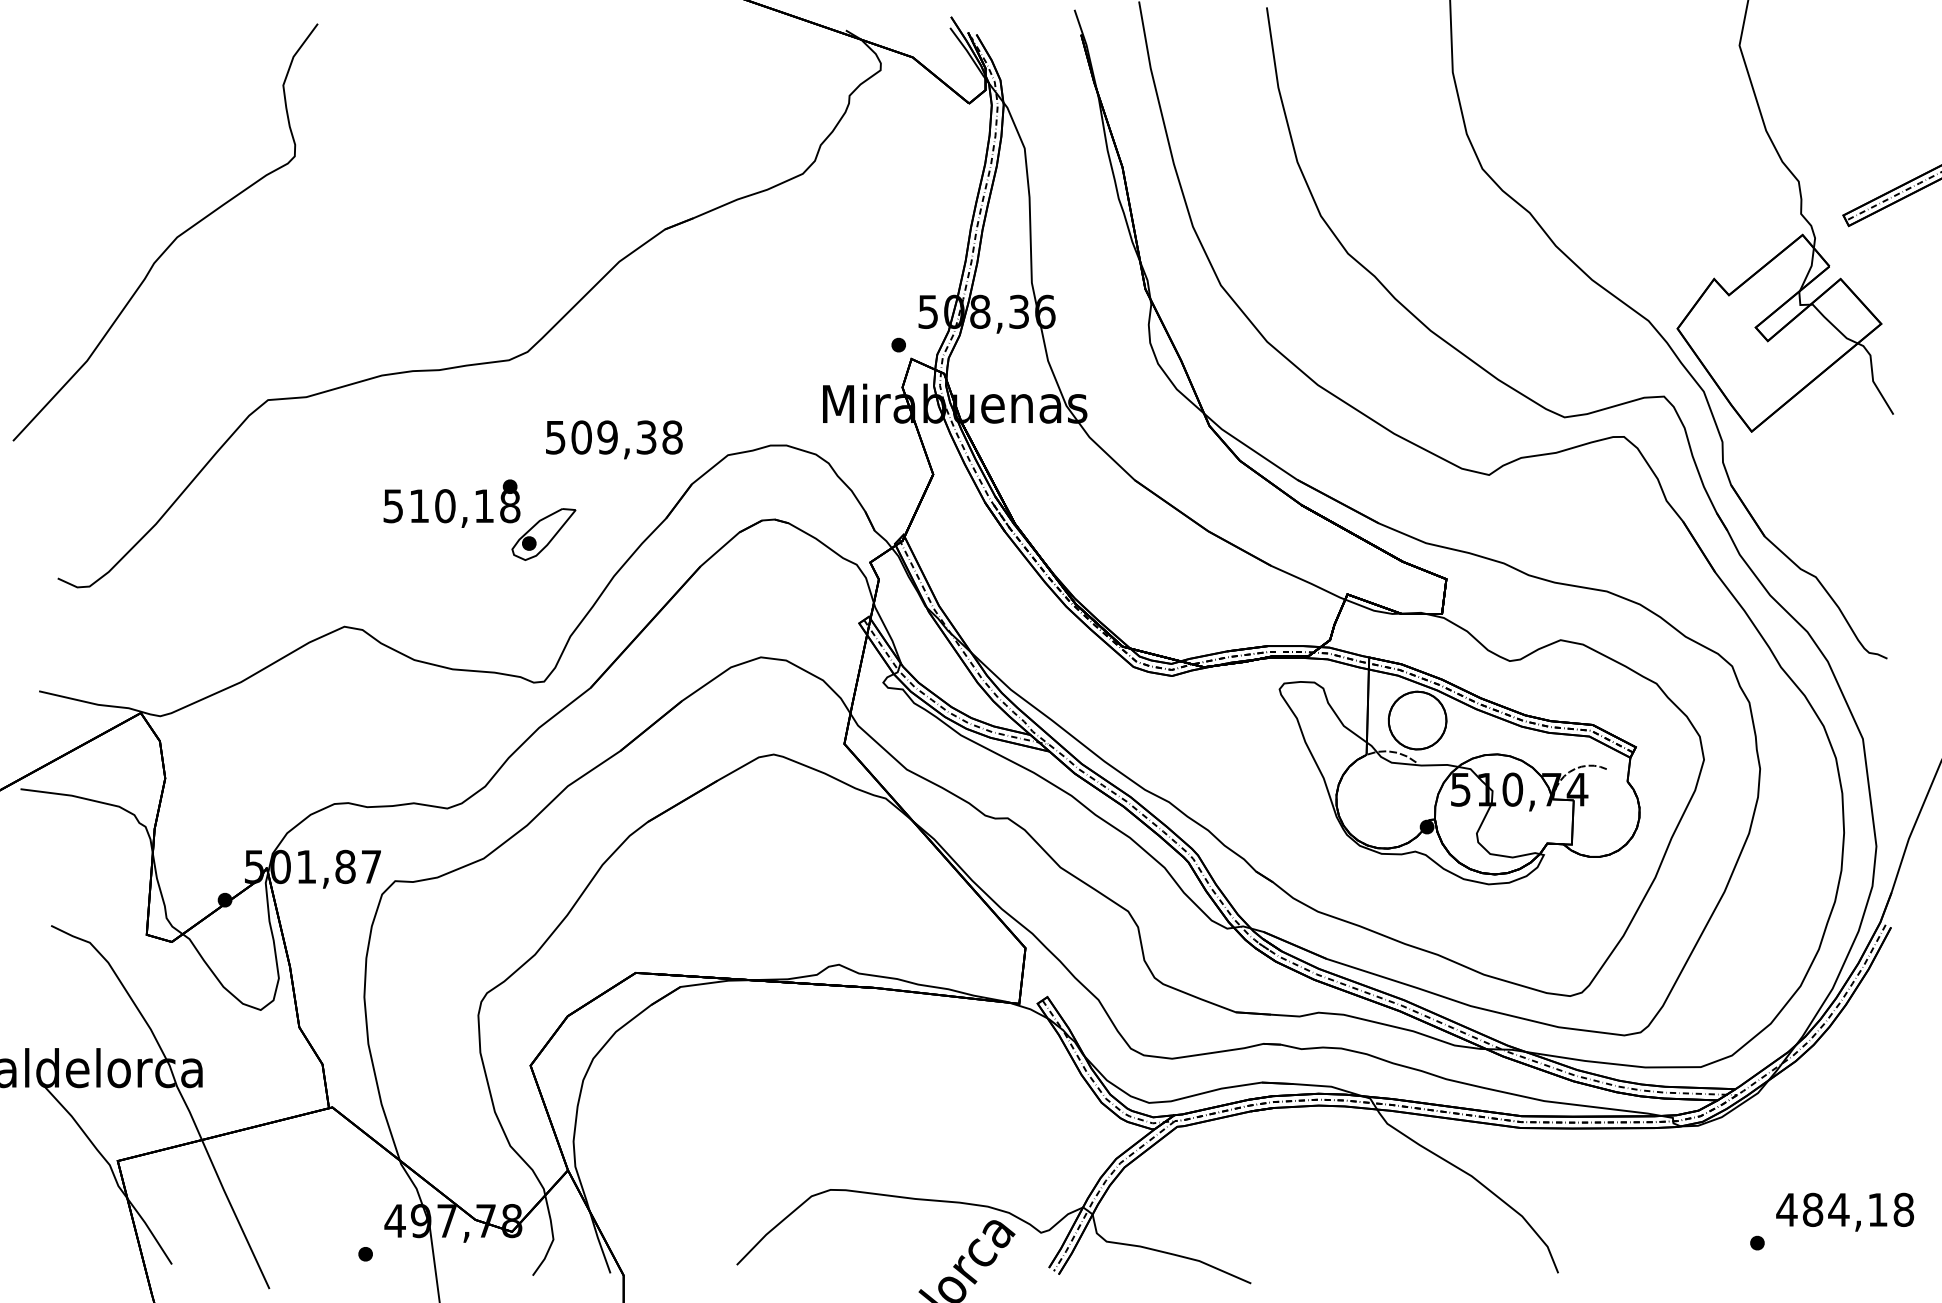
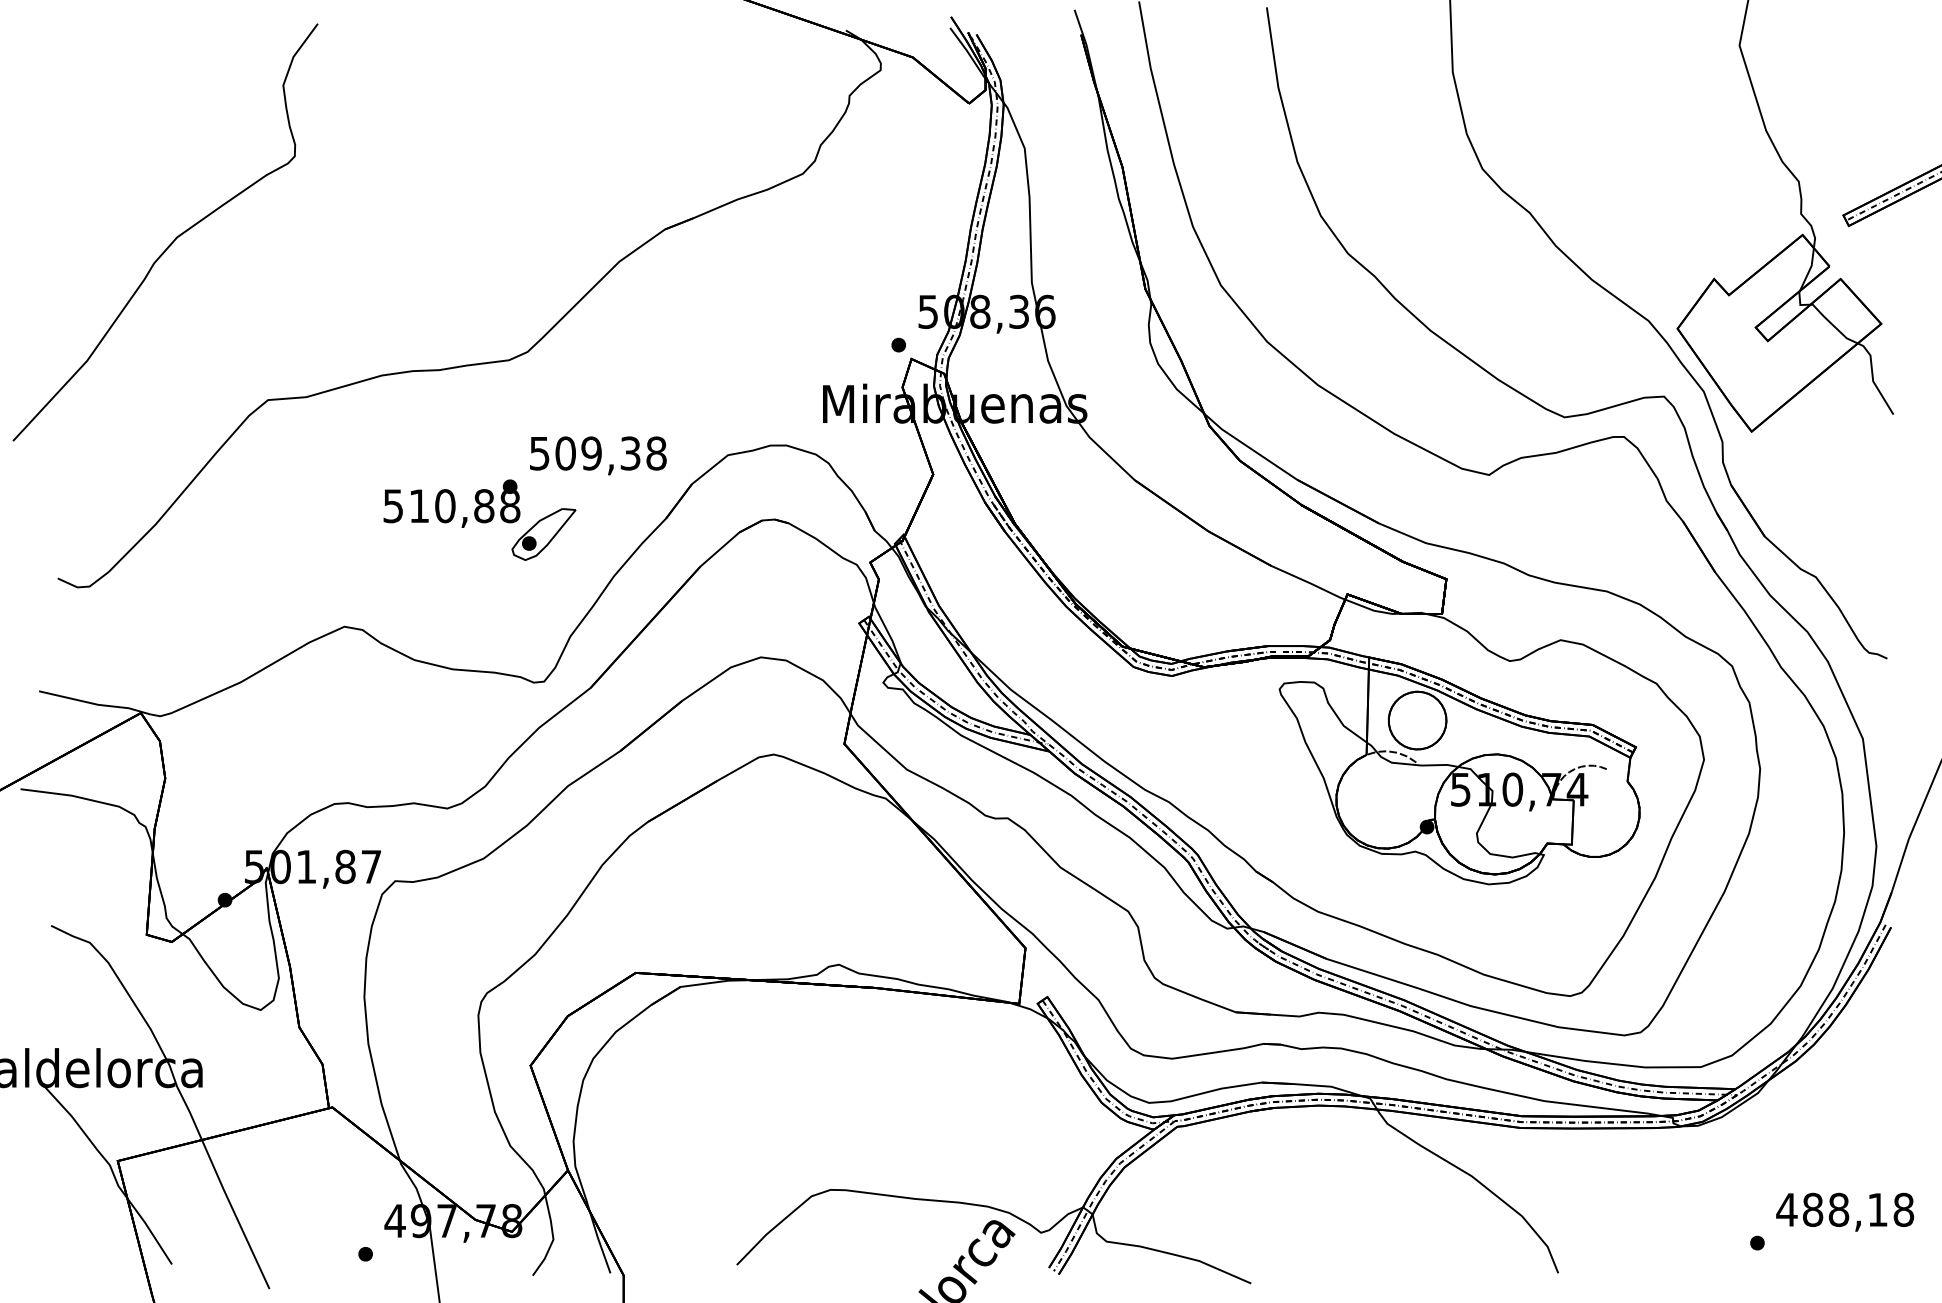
text position: (614, 439) -> (598, 455) (598, 455)
text: 510,18 -> 510,88 (484, 506)
text: 484,18 -> 488,18 (1838, 1209)
